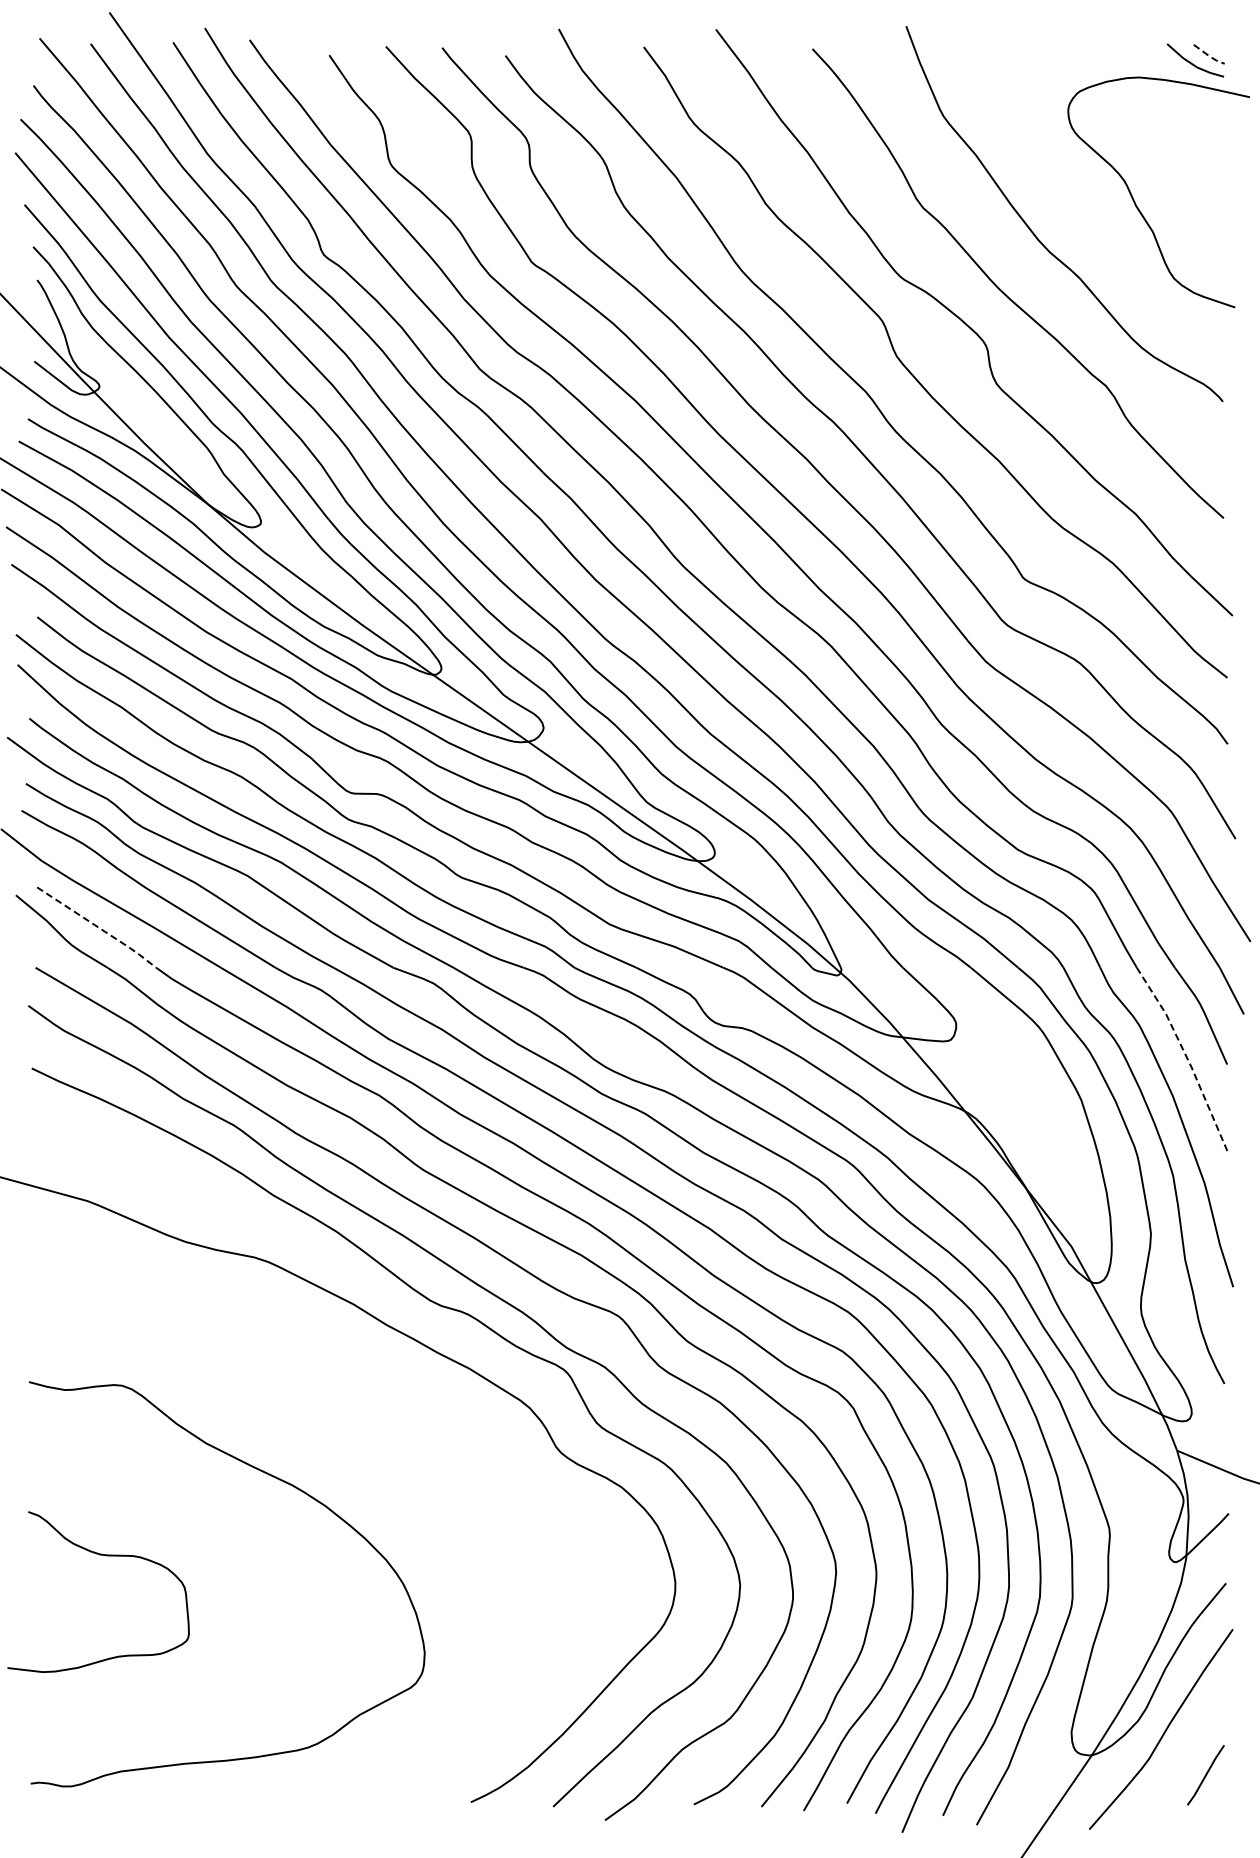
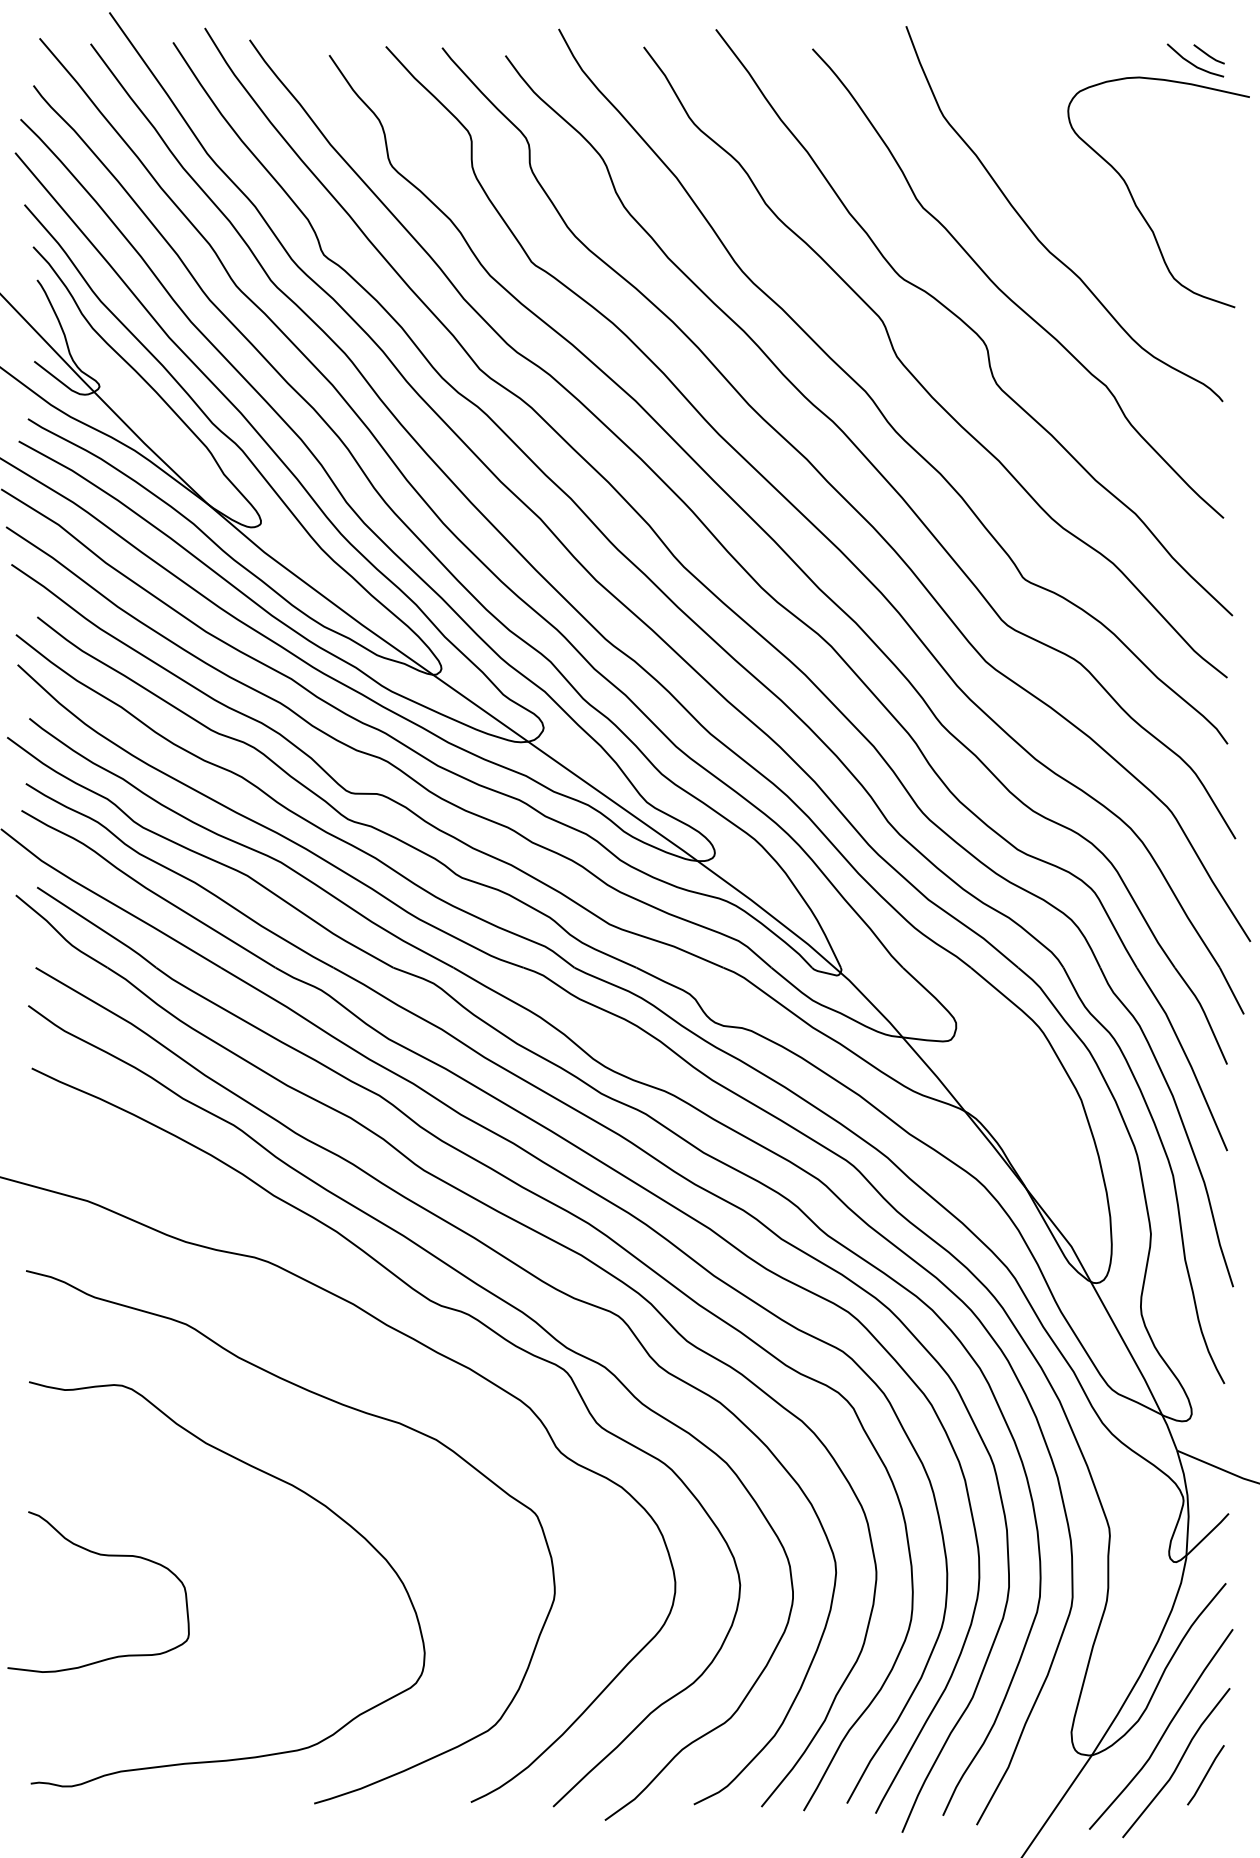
line: dashed -> solid (1209, 56)
line: dashed -> solid (99, 927)
line: dashed -> solid (1186, 1056)
curve: none -> present (341, 1405)
curve: none -> present (1177, 1763)
